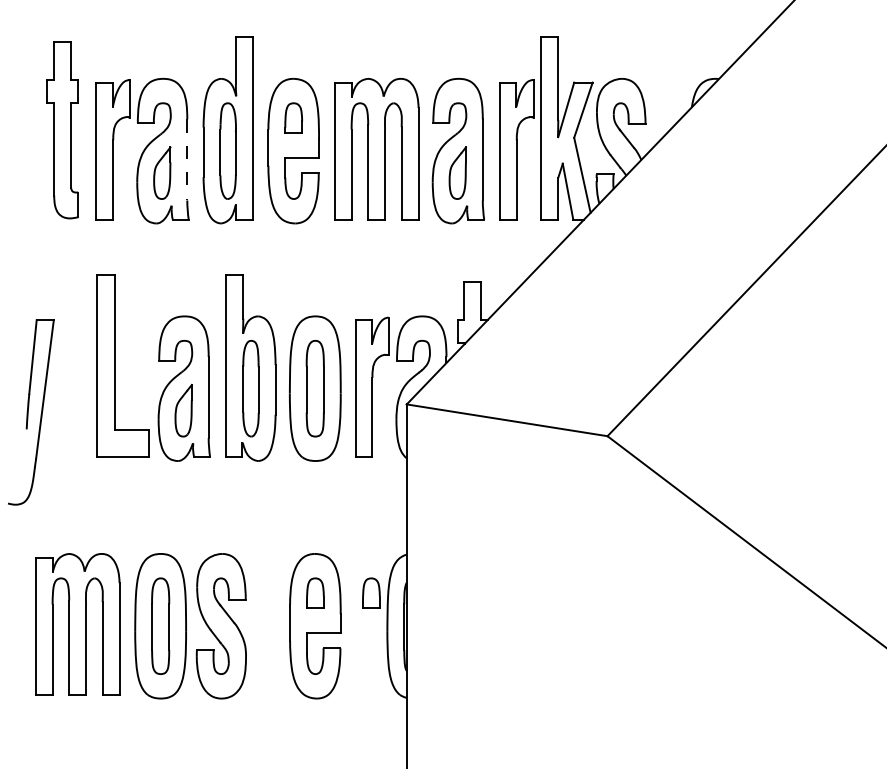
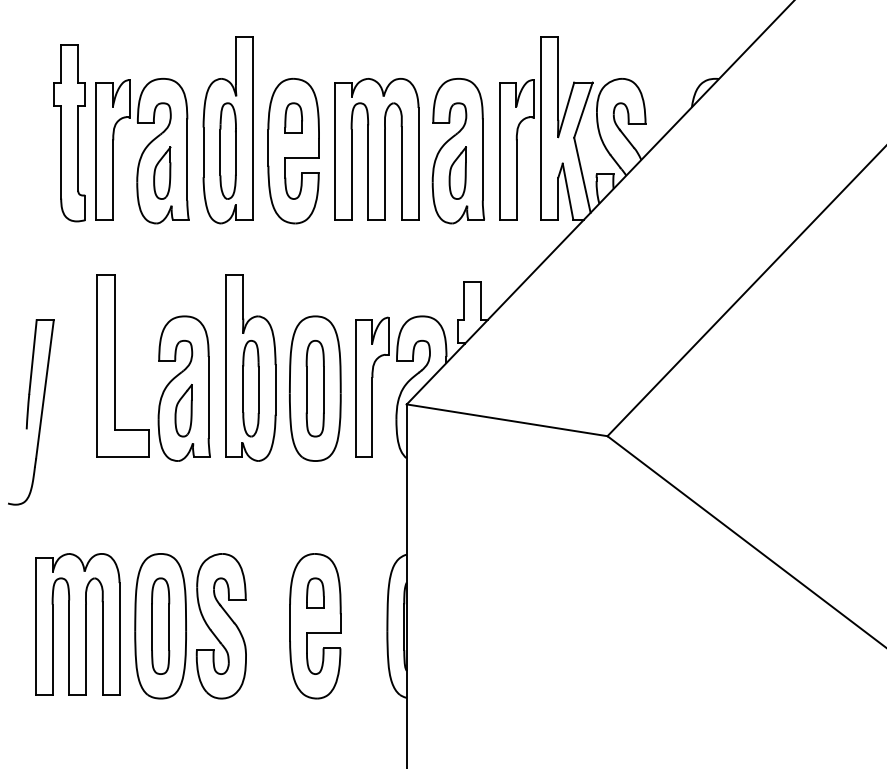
part position: (62, 130) -> (69, 133) (69, 133)
line: dashed -> solid (187, 159)
part: present -> none (371, 592)
